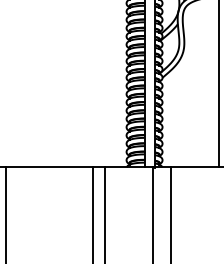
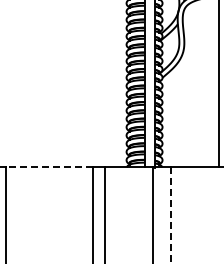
line: solid -> dashed (49, 167)
line: solid -> dashed (171, 215)
